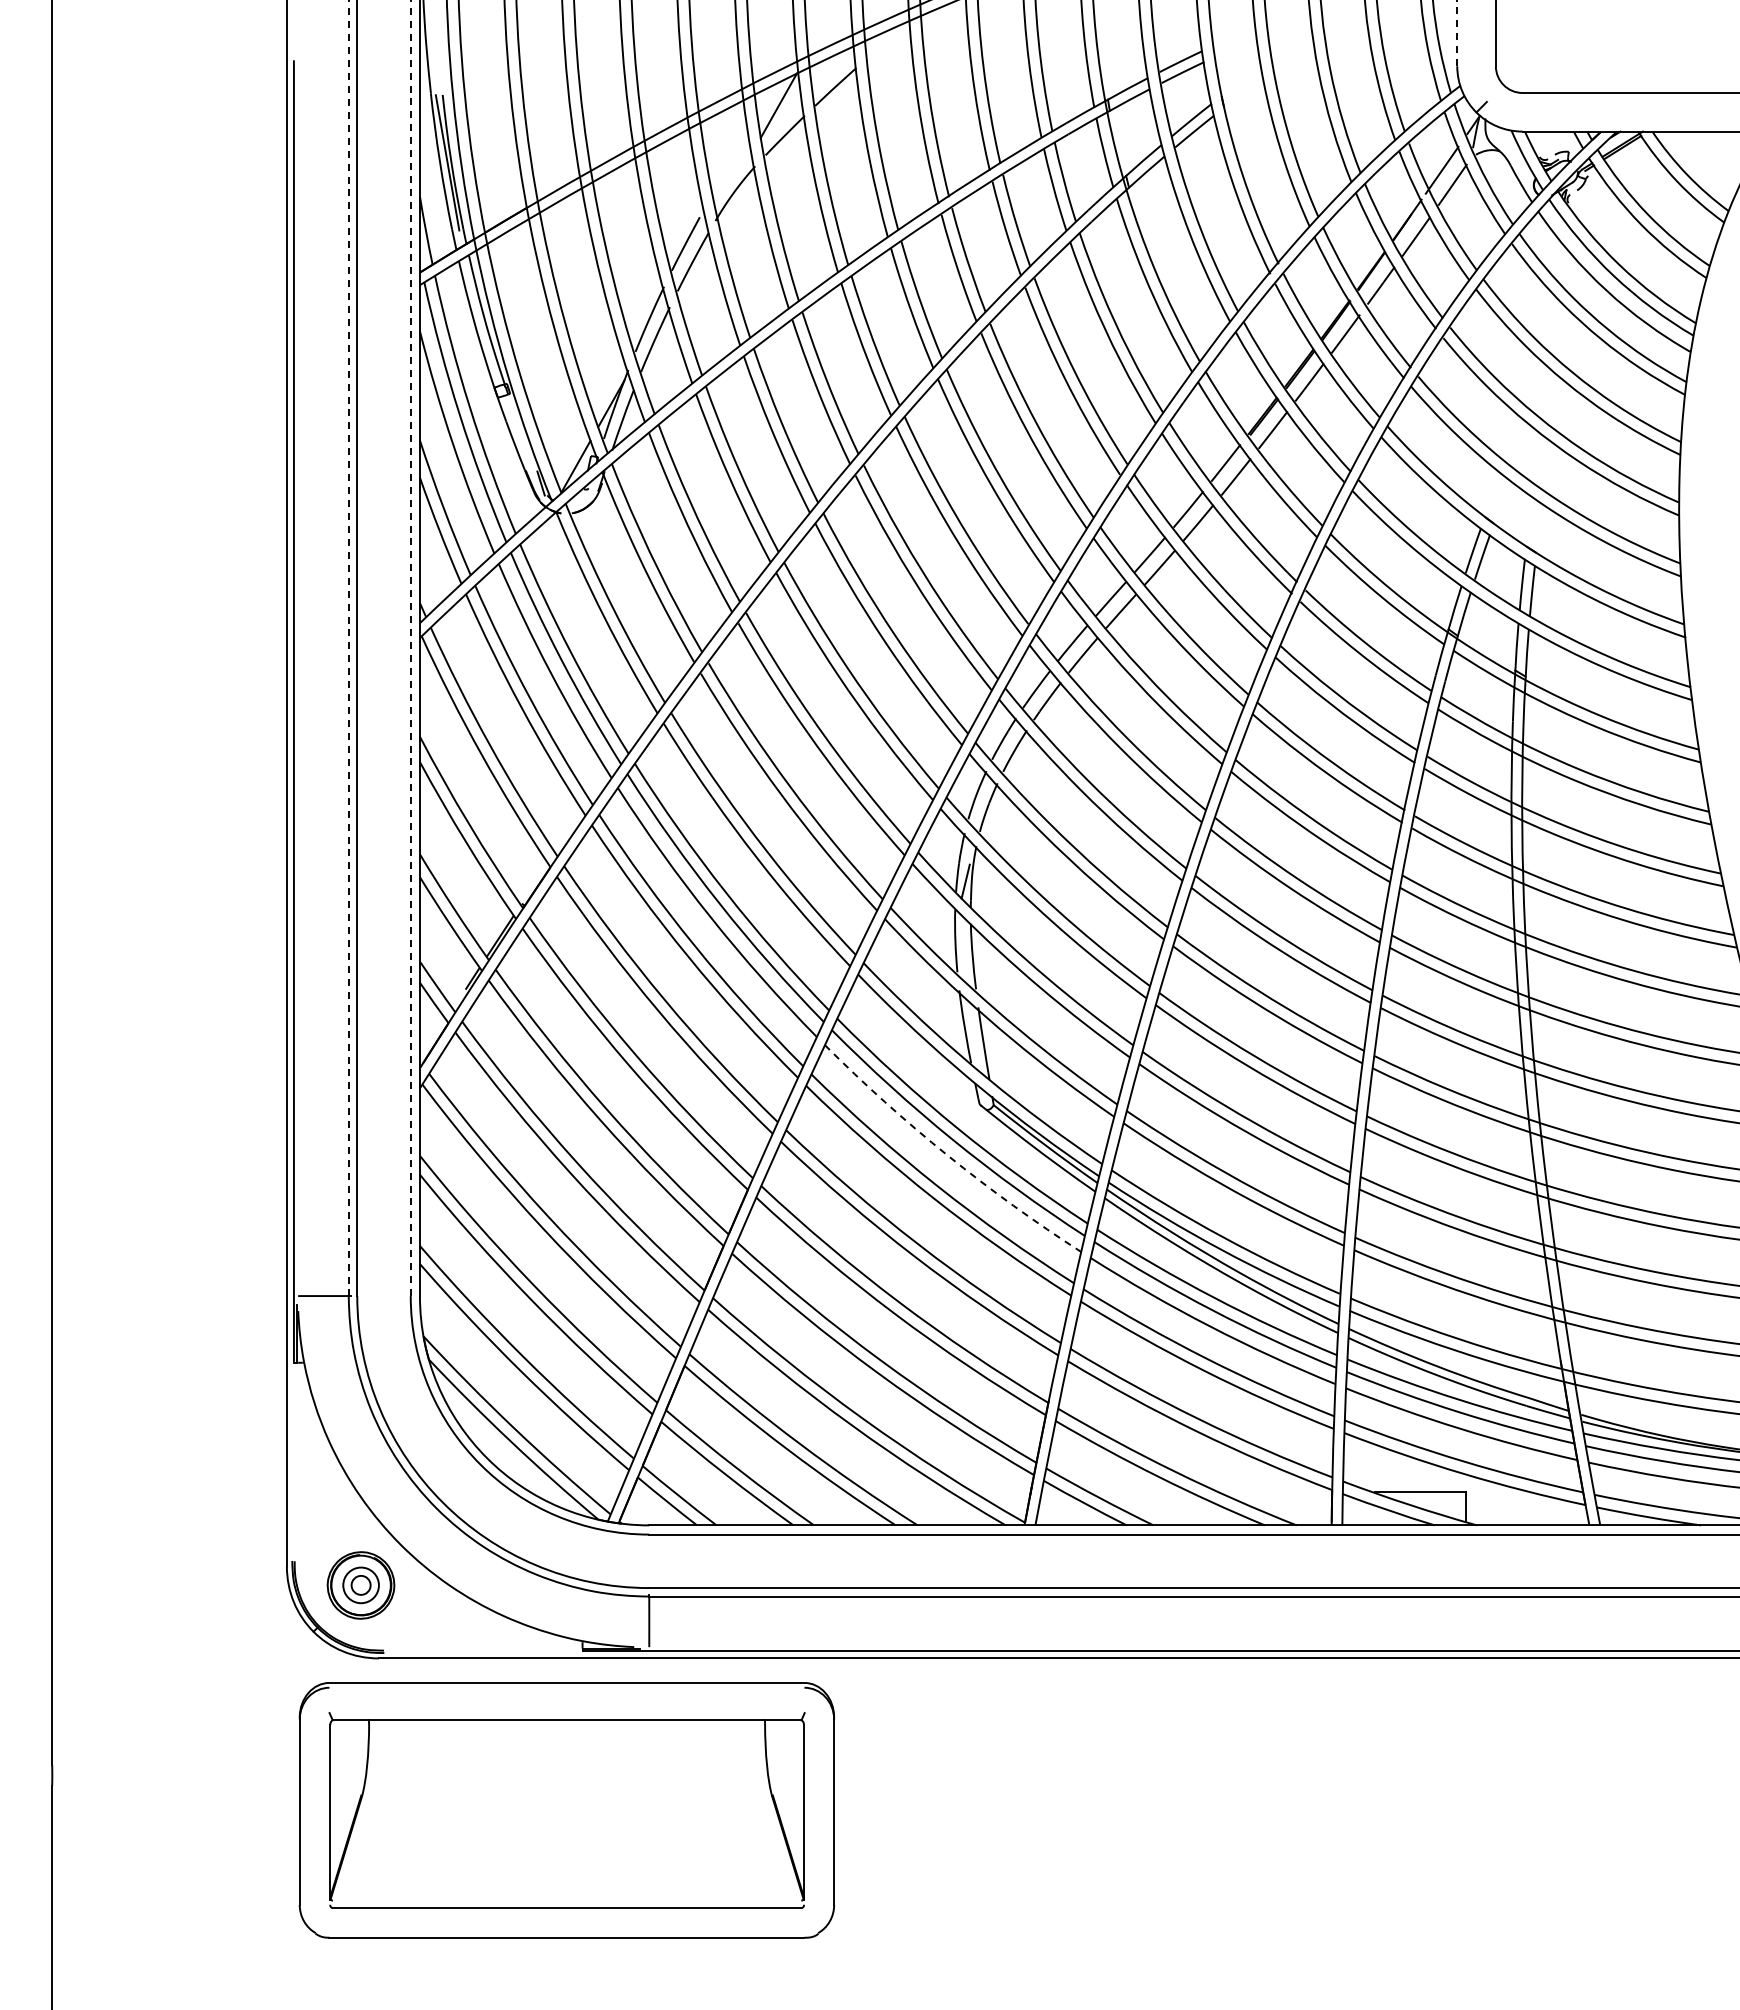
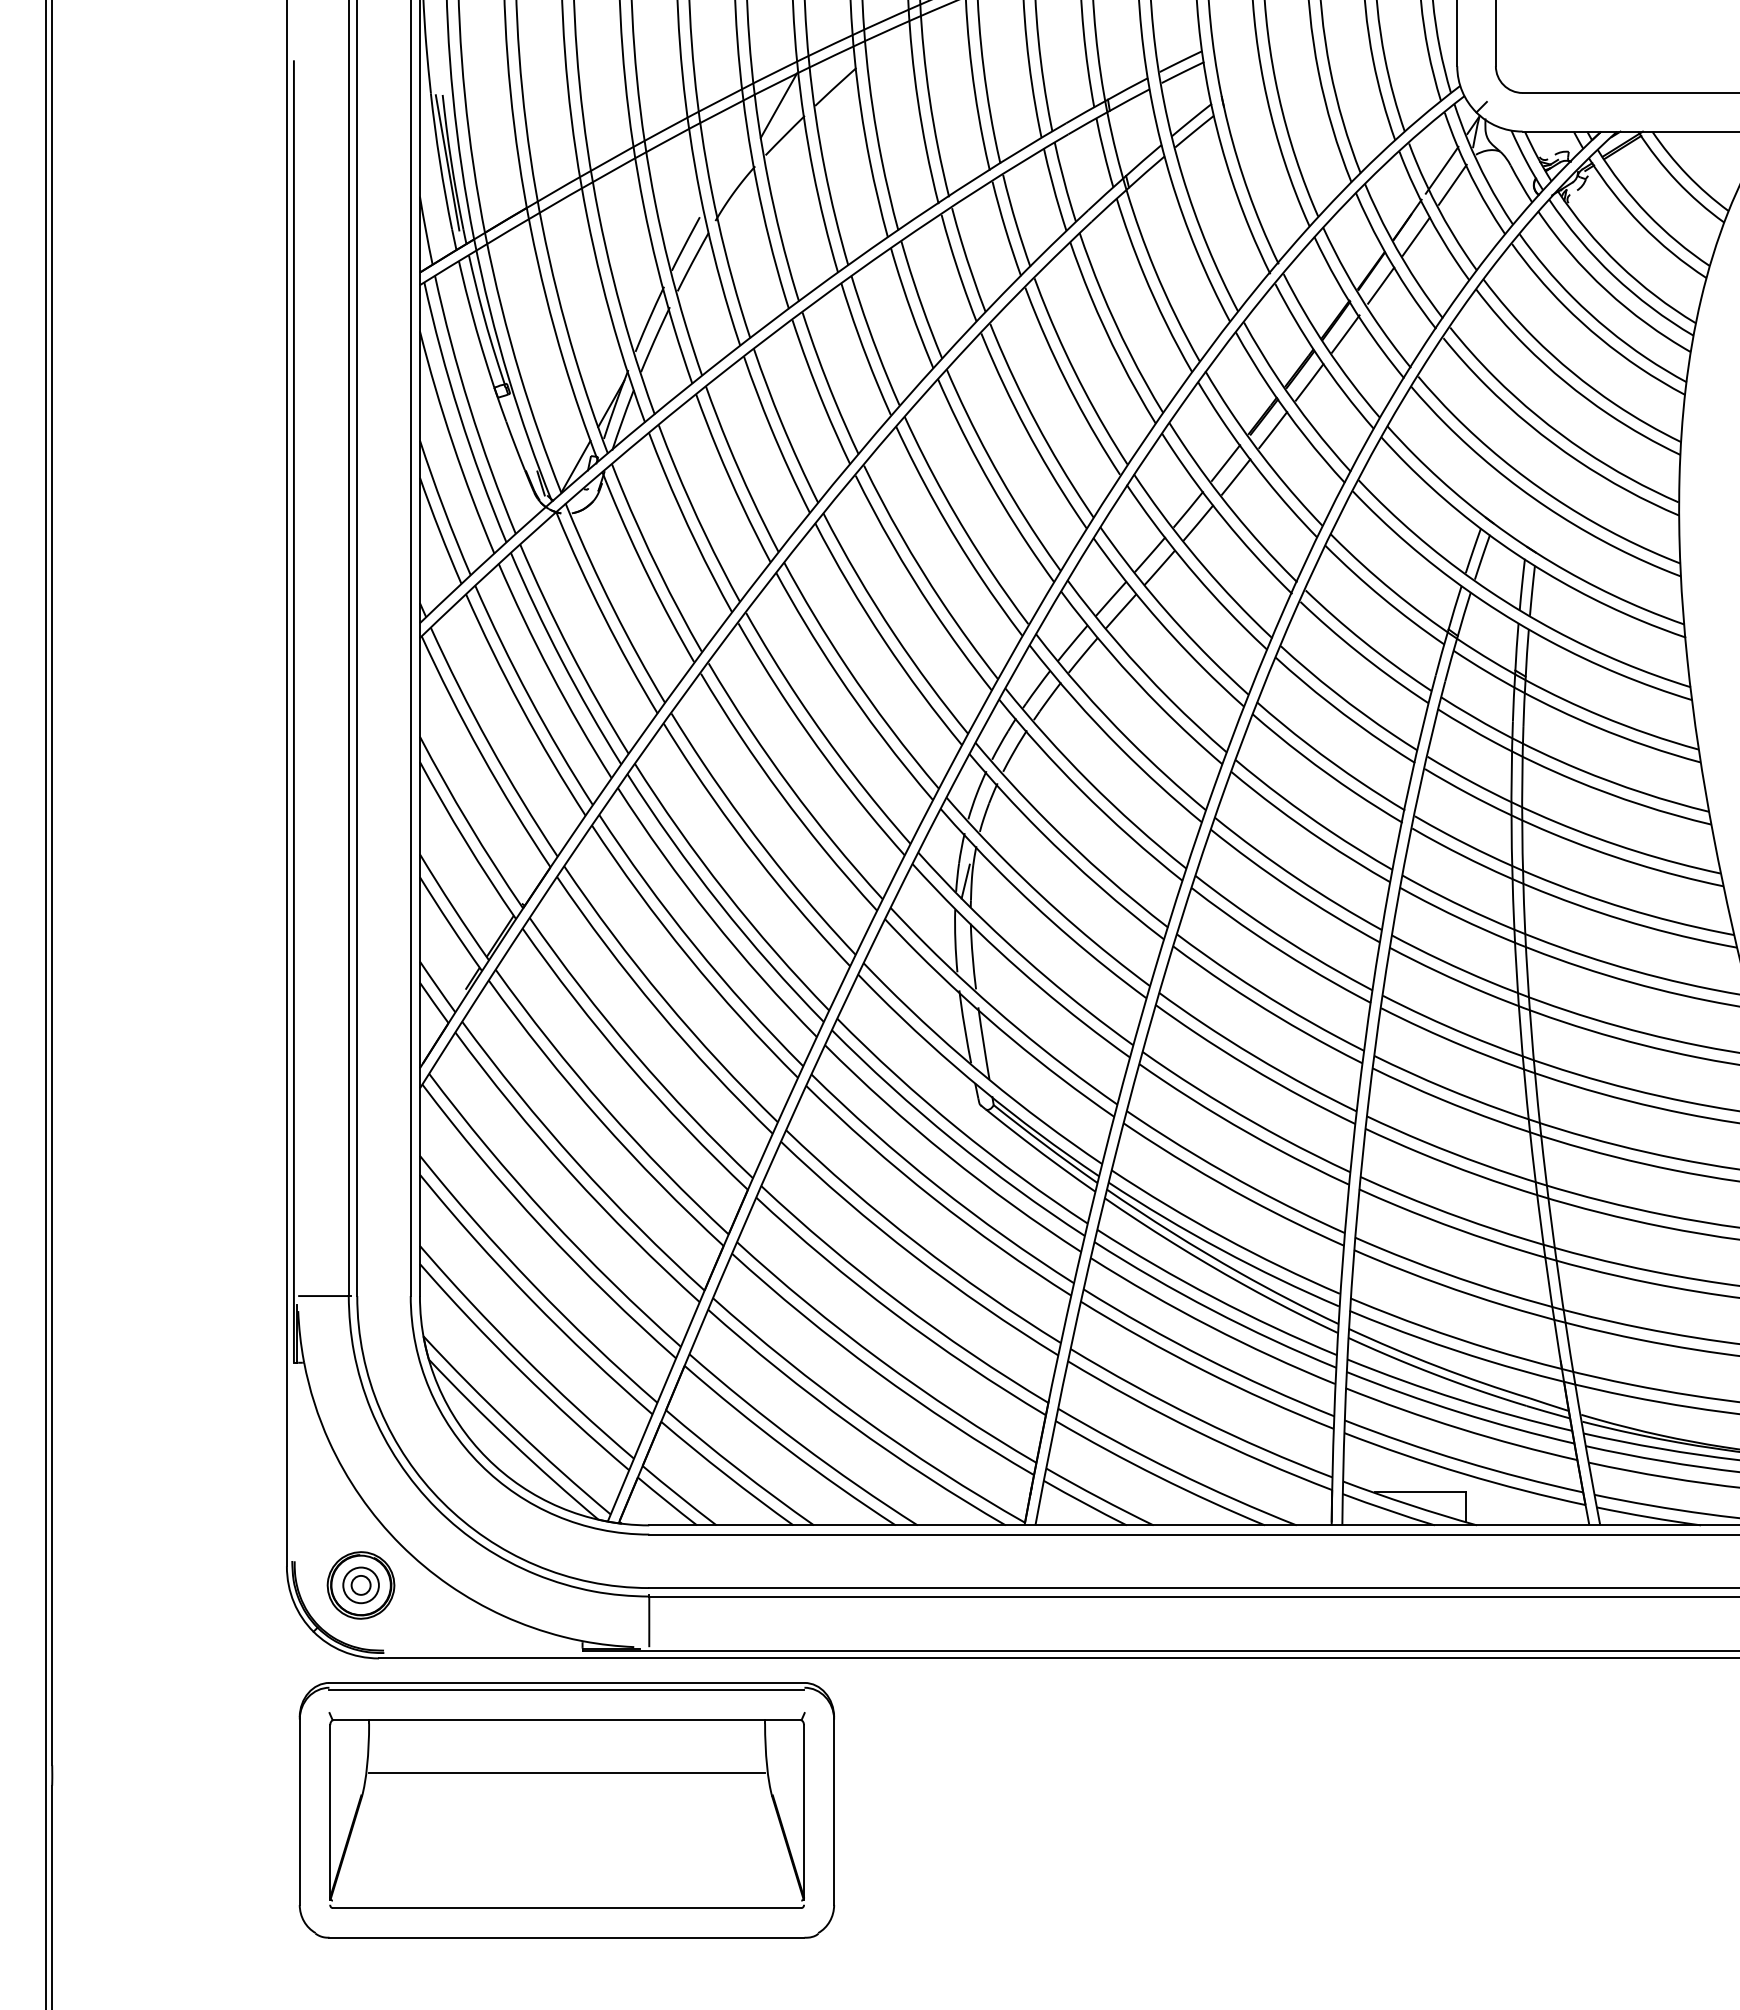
line: dashed -> solid (1457, 33)
line: dashed -> solid (348, 648)
line: dashed -> solid (410, 648)
line: none -> present (46, 1004)
arc: dashed -> solid (947, 1155)
line: none -> present (566, 1690)
line: none -> present (566, 1773)
